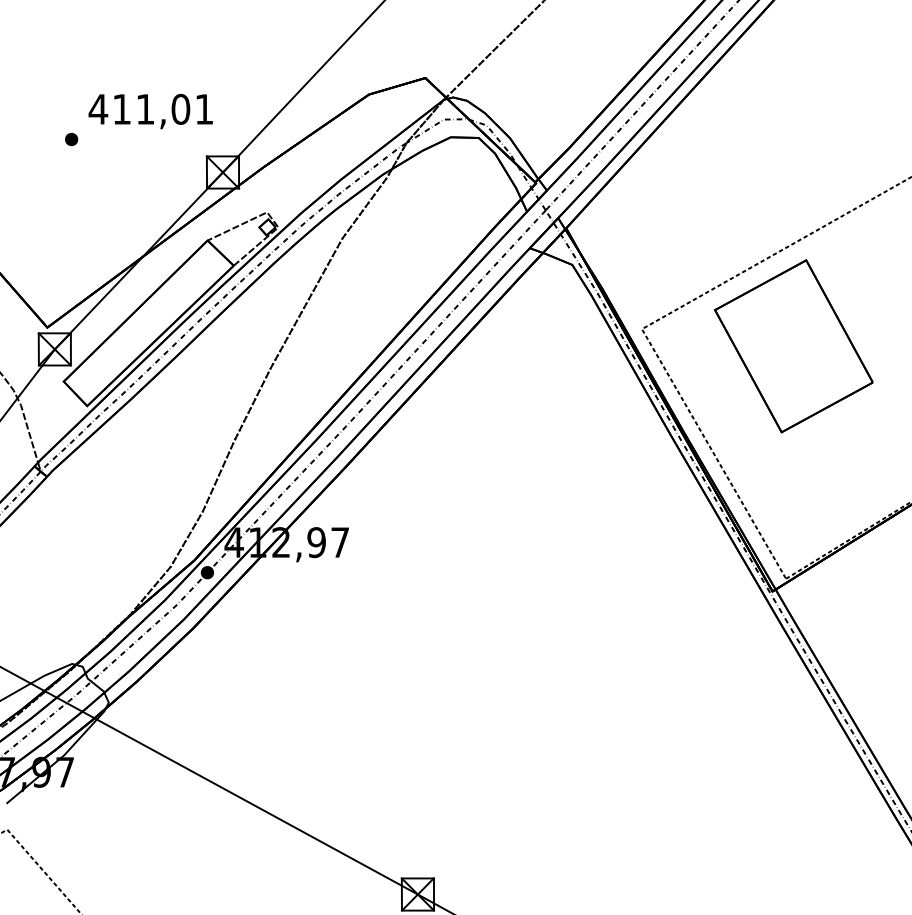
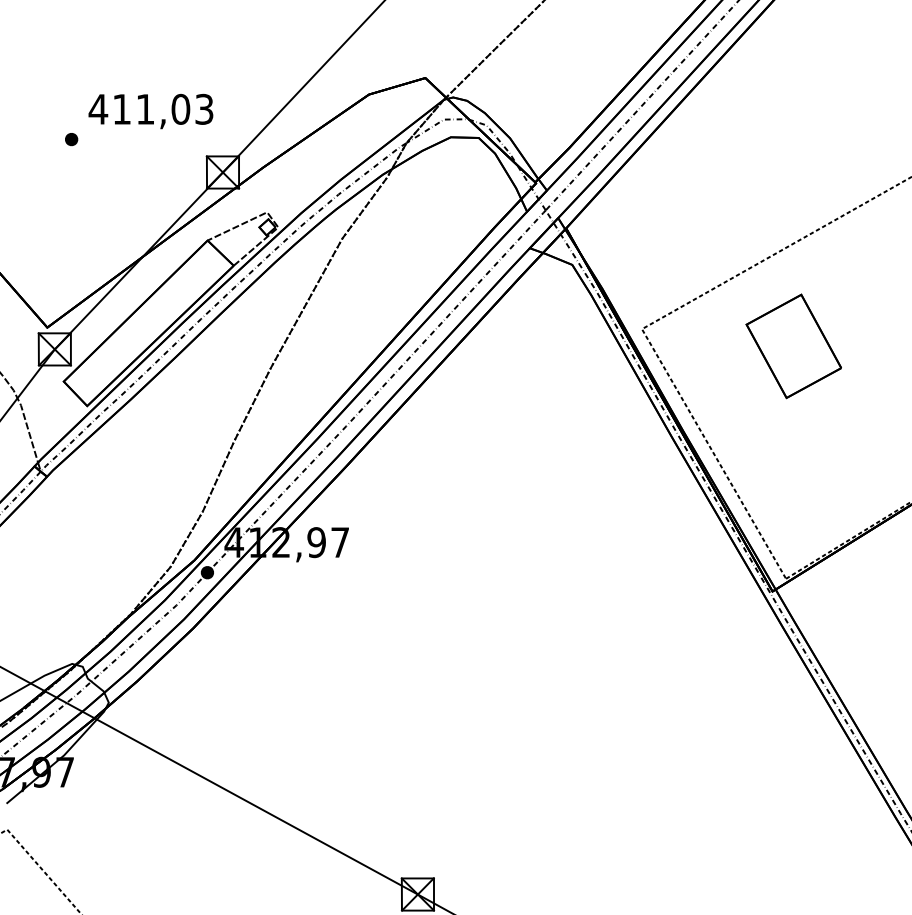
text: 411,01 -> 411,03 (204, 108)
part size: 160x175 px -> 97x107 px (793, 346)
